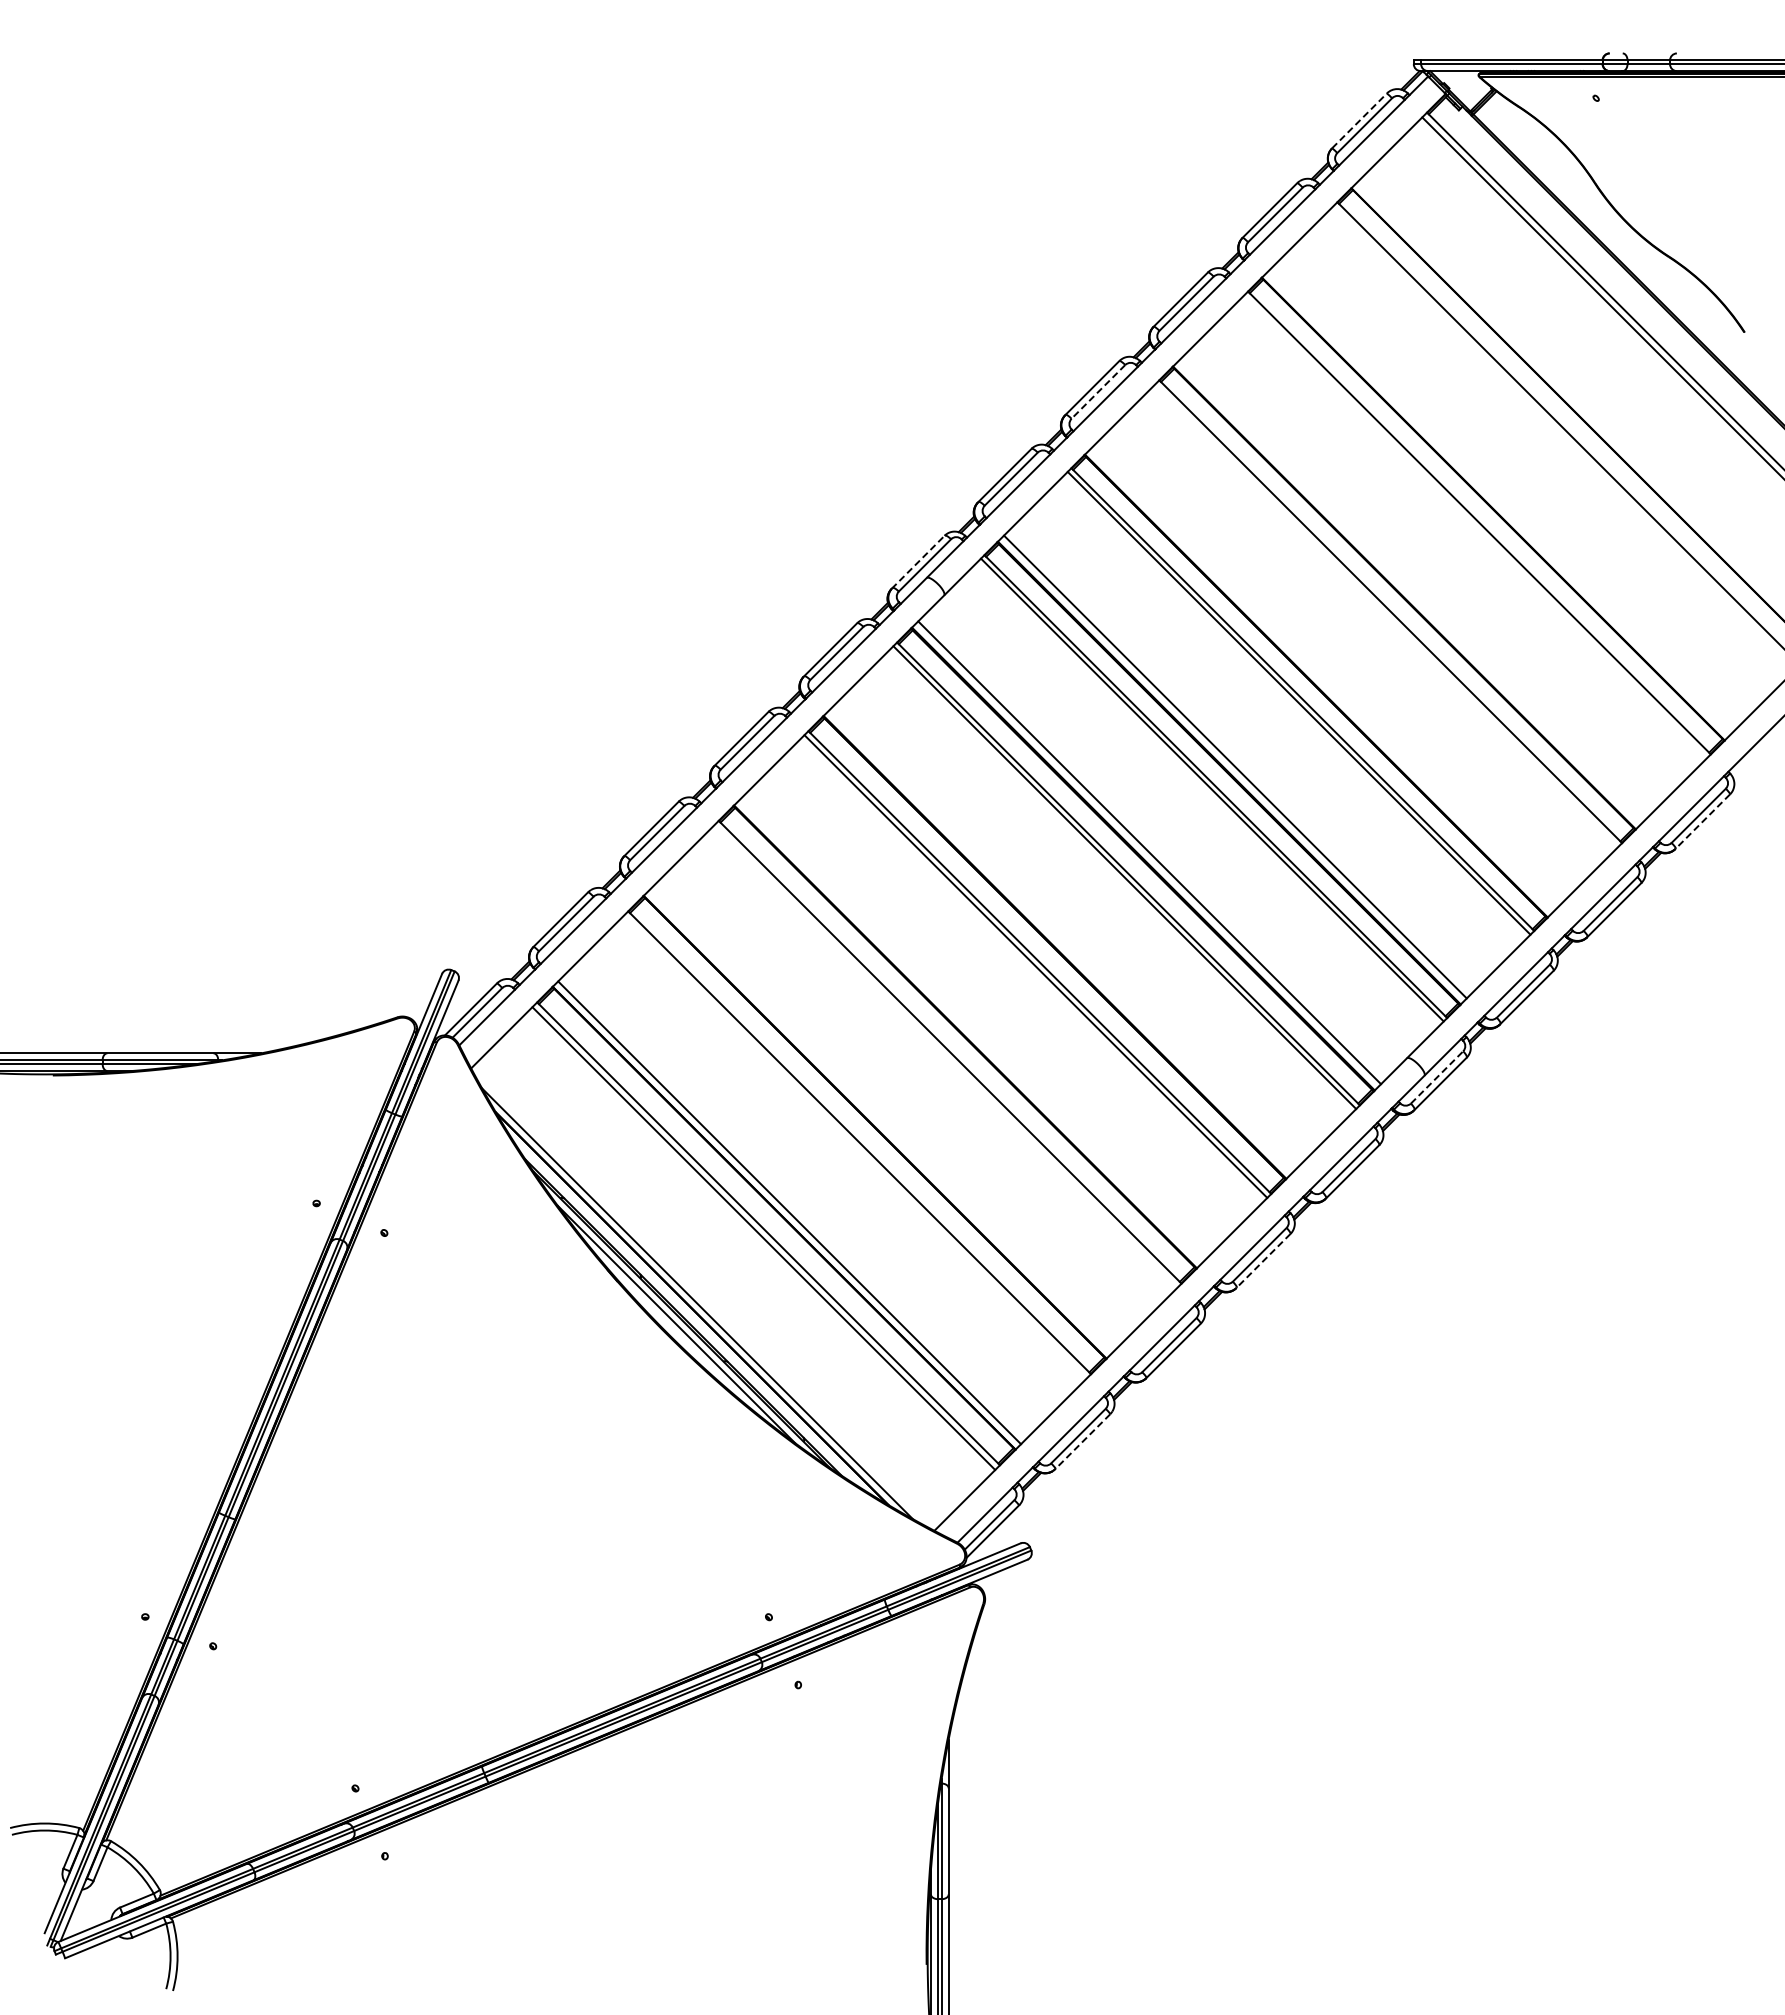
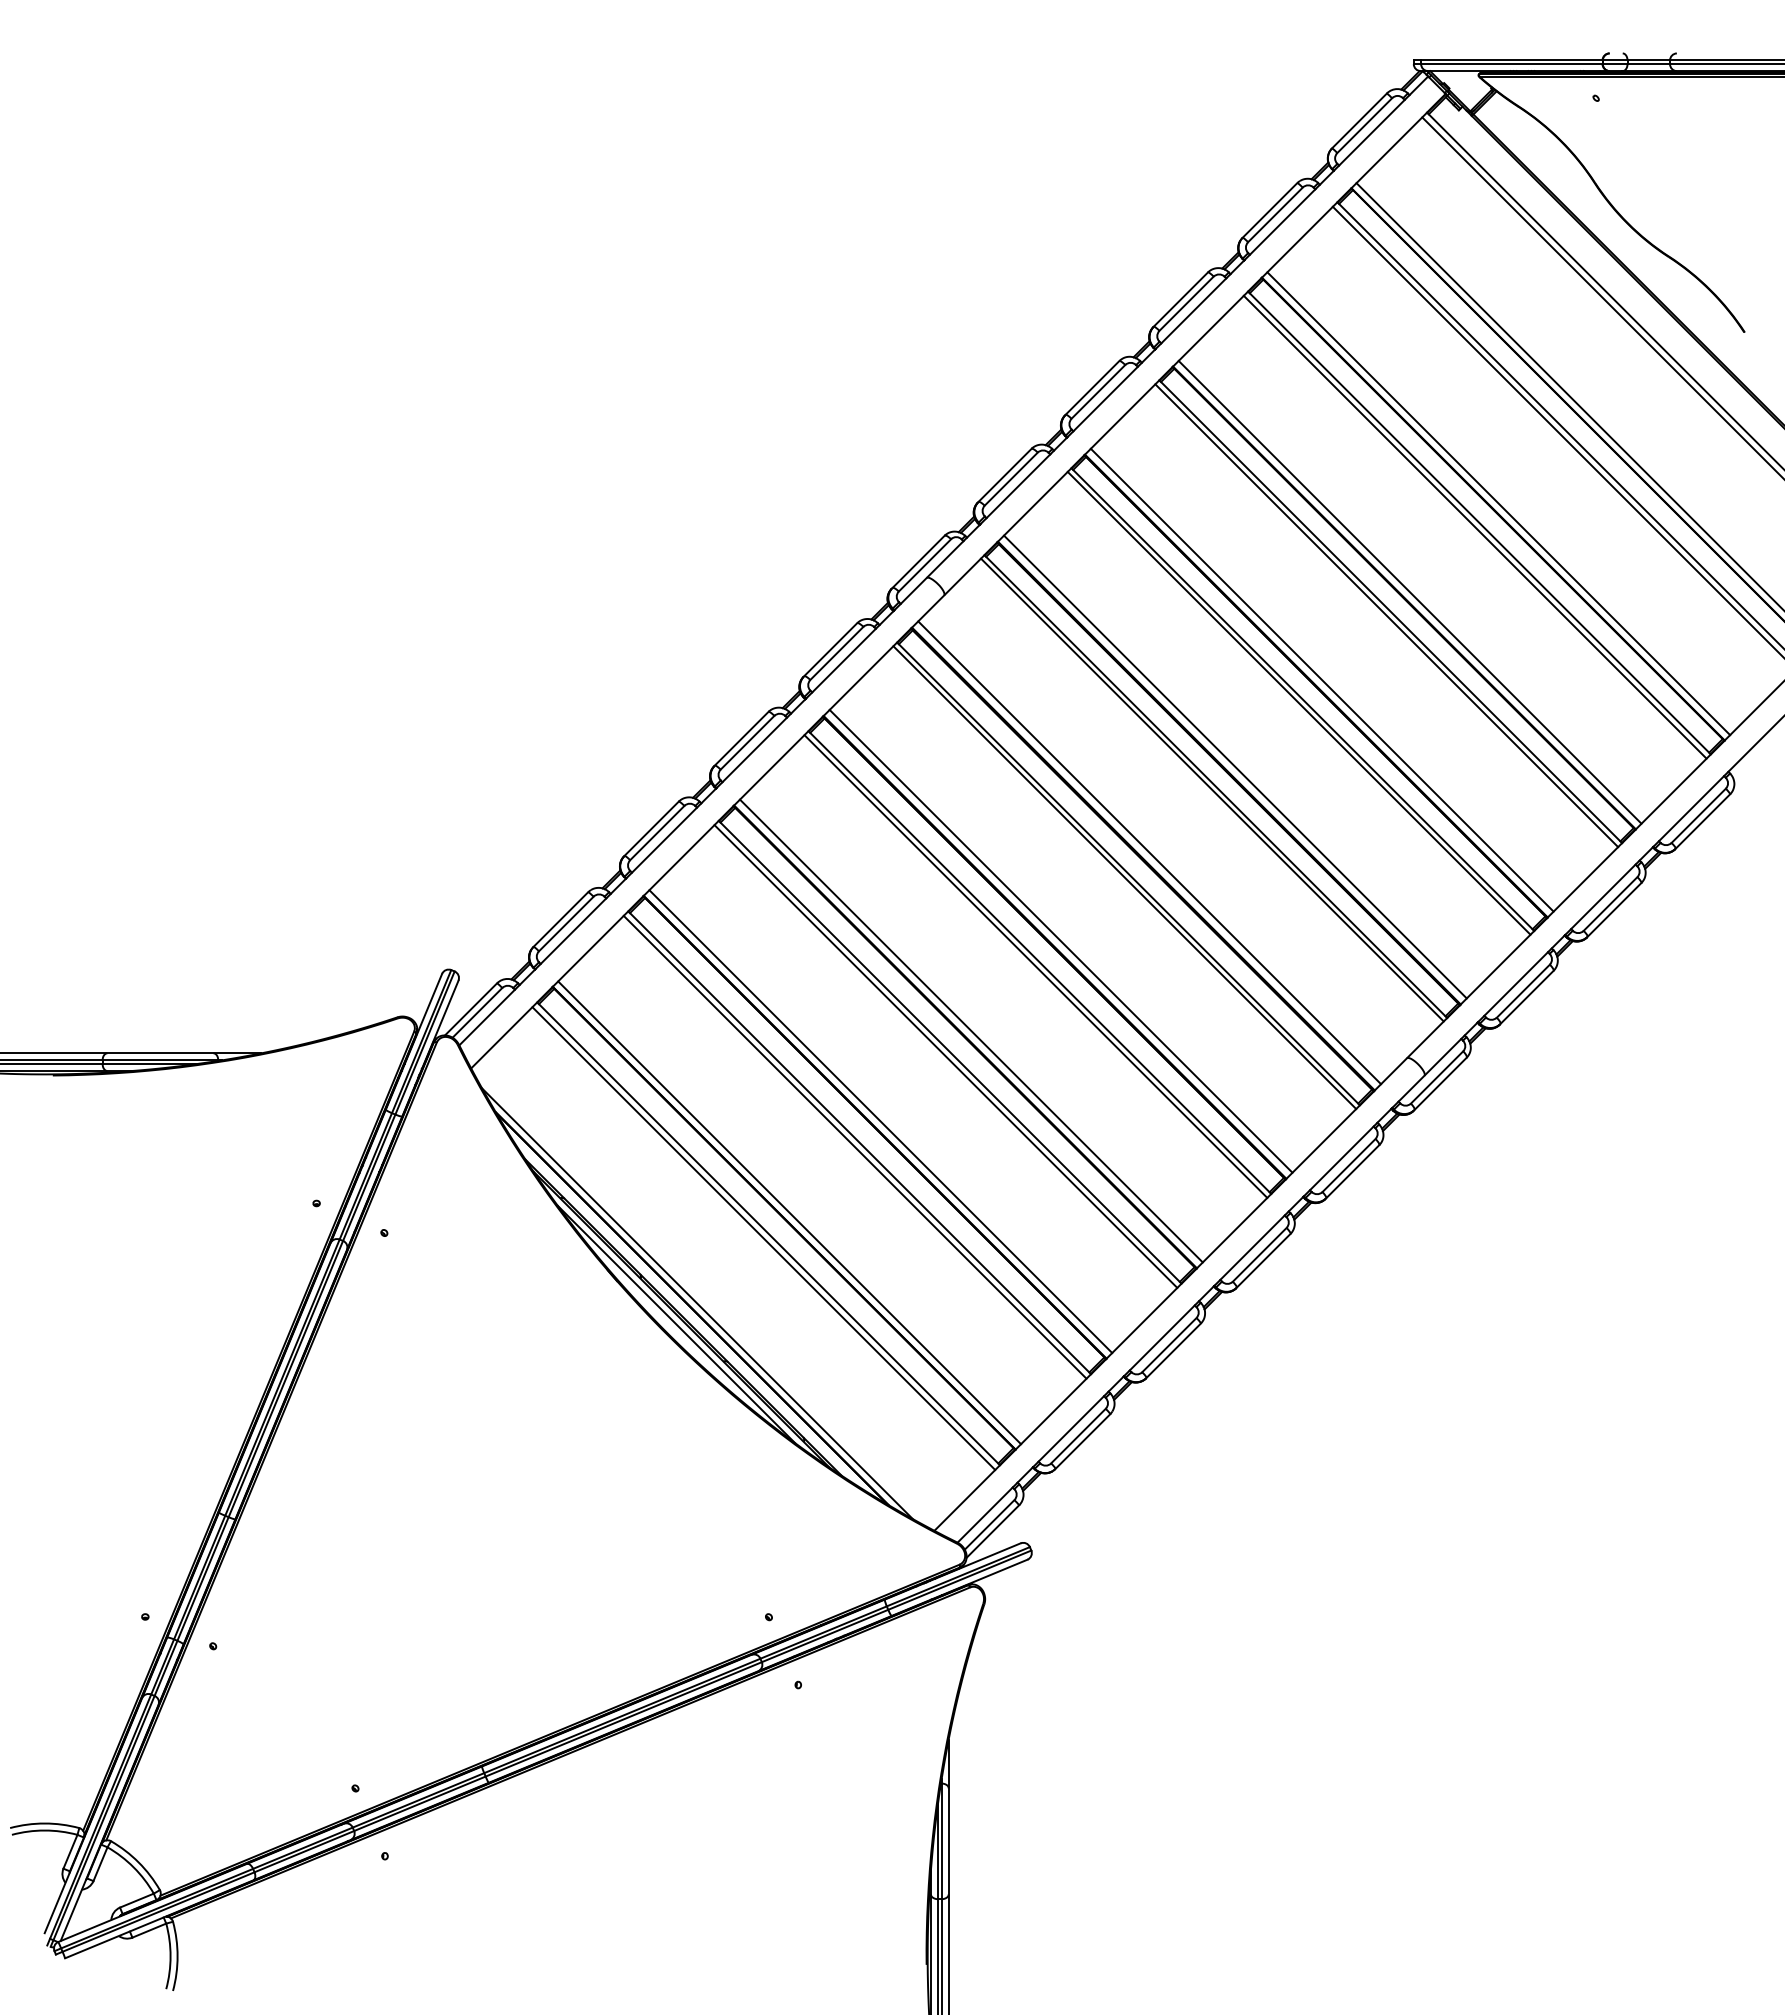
line: dashed -> solid (1359, 120)
line: dashed -> solid (1098, 392)
line: none -> present (1568, 395)
line: none -> present (1556, 430)
line: none -> present (1498, 503)
line: none -> present (1474, 526)
line: dashed -> solid (918, 562)
line: none -> present (1409, 591)
line: none -> present (1386, 615)
line: none -> present (1321, 679)
line: dashed -> solid (1702, 821)
line: none -> present (1060, 940)
line: none -> present (971, 1030)
line: none -> present (945, 1056)
line: dashed -> solid (1437, 1077)
line: none -> present (880, 1121)
line: none -> present (854, 1146)
line: dashed -> solid (1263, 1261)
line: dashed -> solid (1082, 1441)
